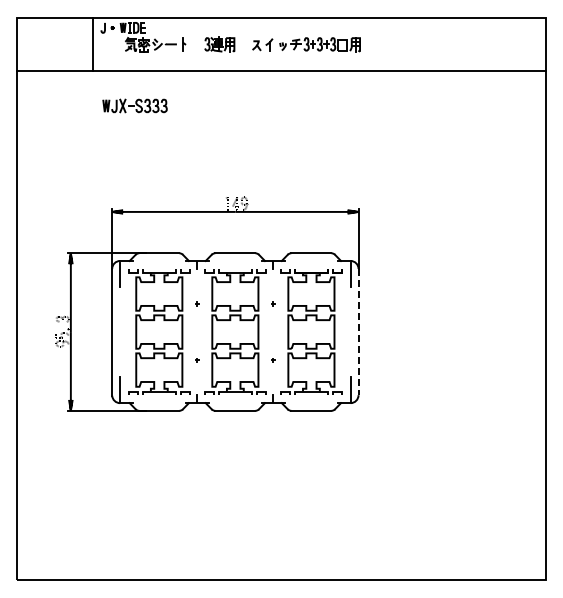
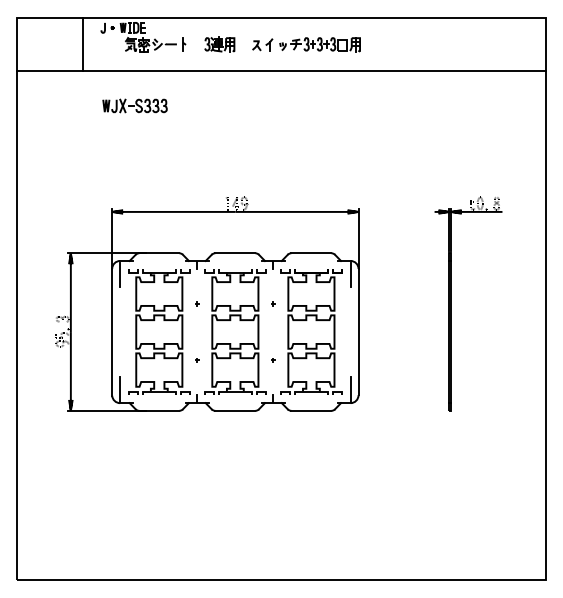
line position: (93, 43) -> (83, 43) (83, 43)
part: none -> present (451, 303)
line: dashed -> solid (358, 332)
